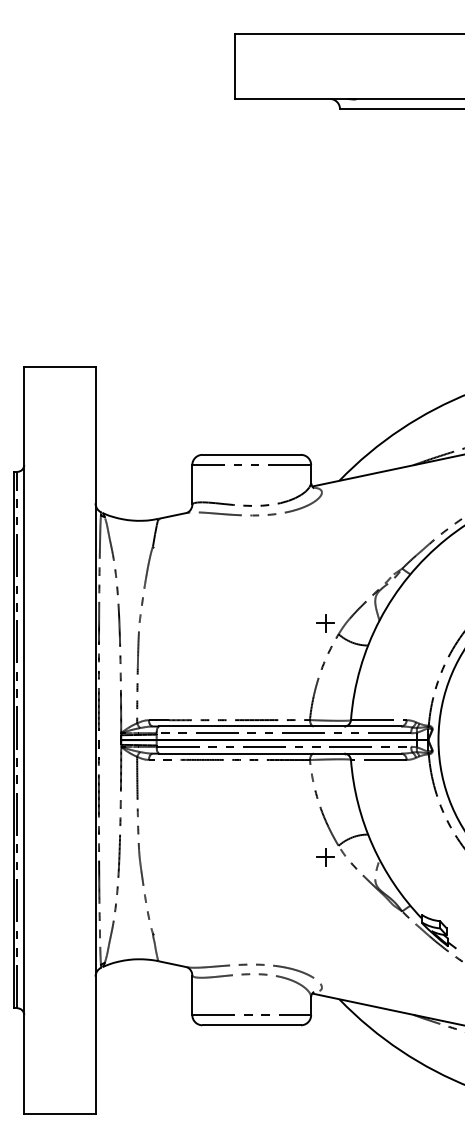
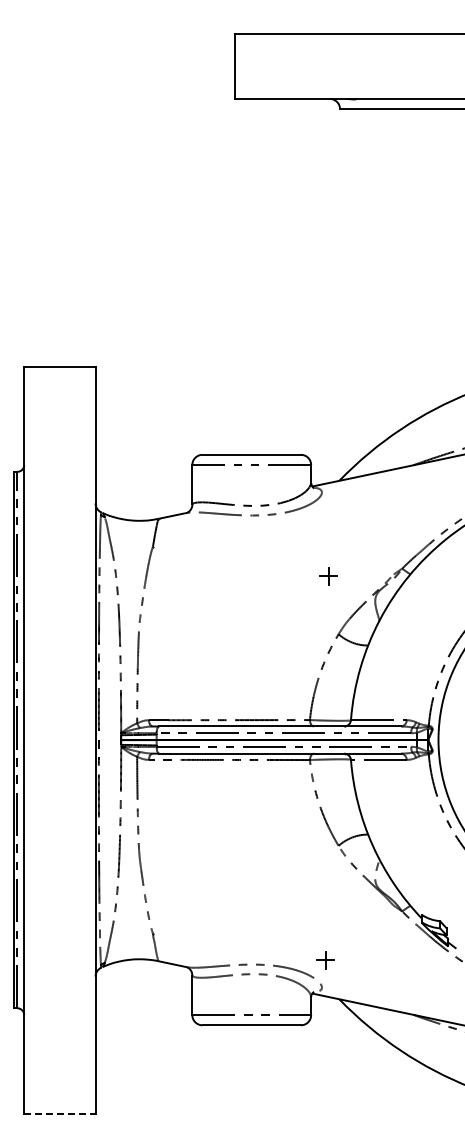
part position: (325, 623) -> (328, 576) (328, 576)
part position: (325, 857) -> (325, 960) (325, 960)
line: solid -> dashed (59, 1113)
